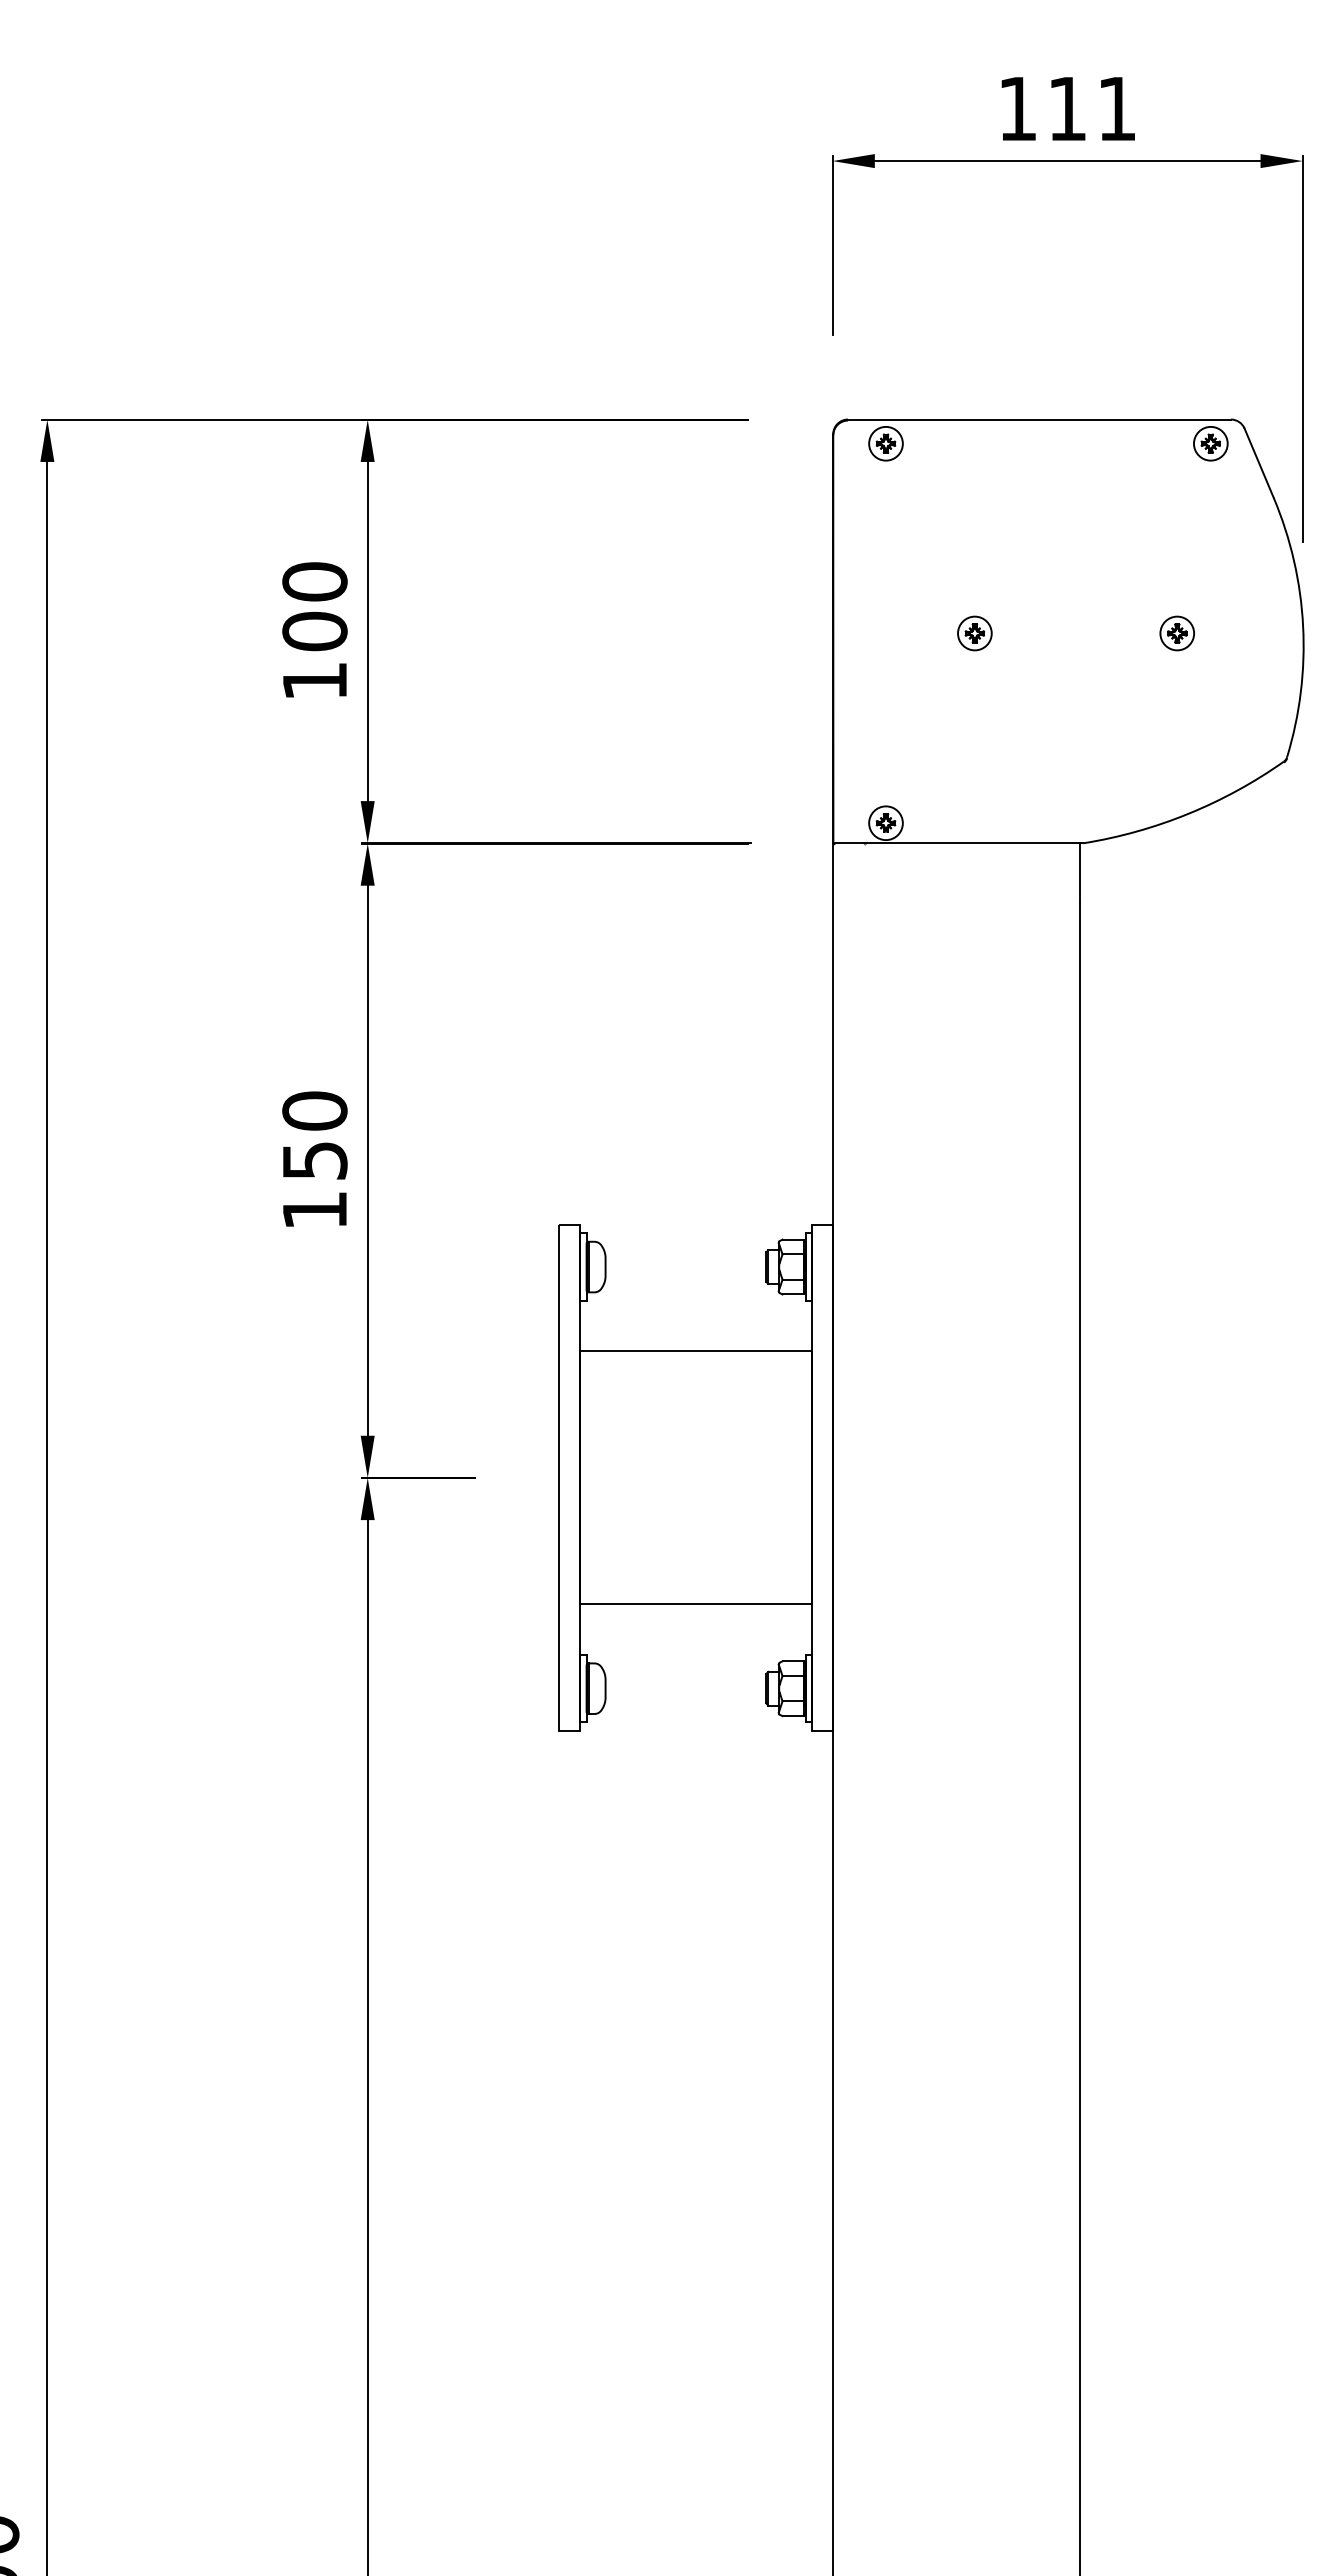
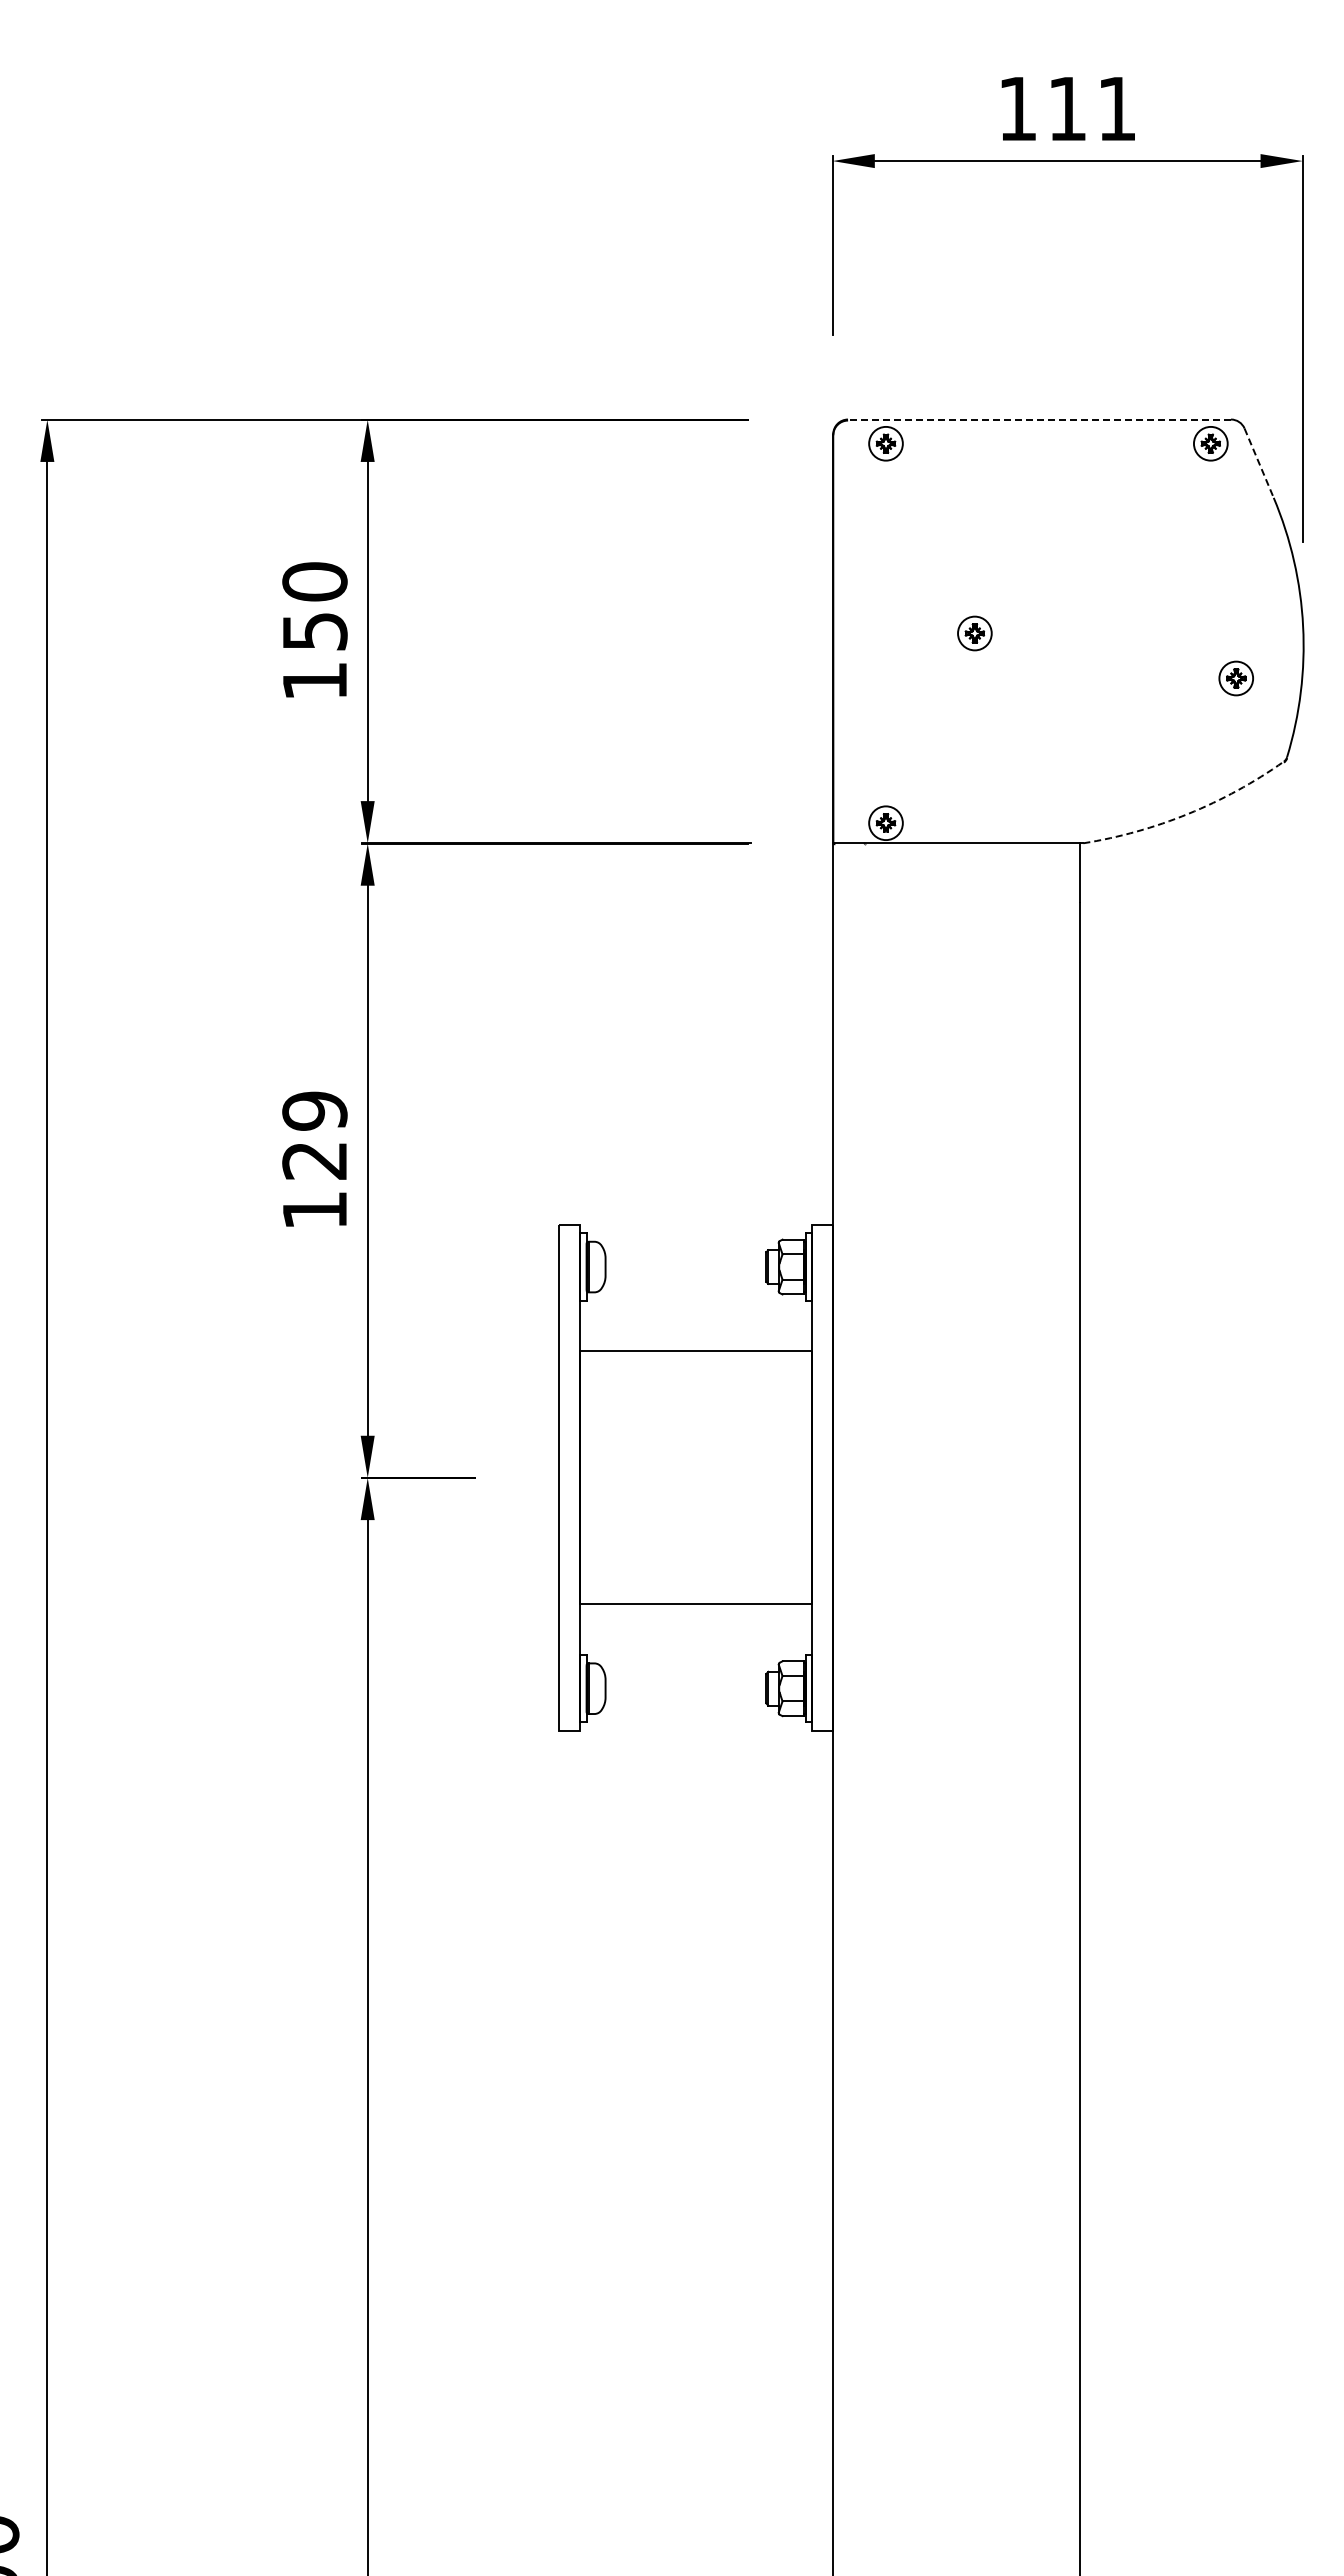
line: solid -> dashed (1039, 419)
line: solid -> dashed (1259, 463)
text: 100 -> 150 (314, 631)
part position: (1176, 633) -> (1235, 678) (1235, 678)
arc: solid -> dashed (1188, 813)
text: 150 -> 129 (314, 1135)
